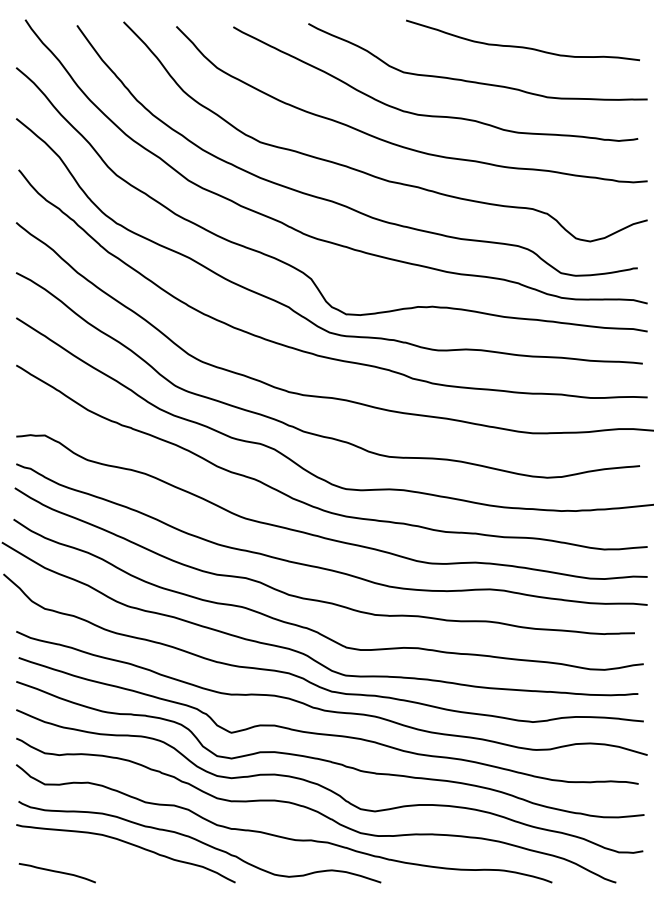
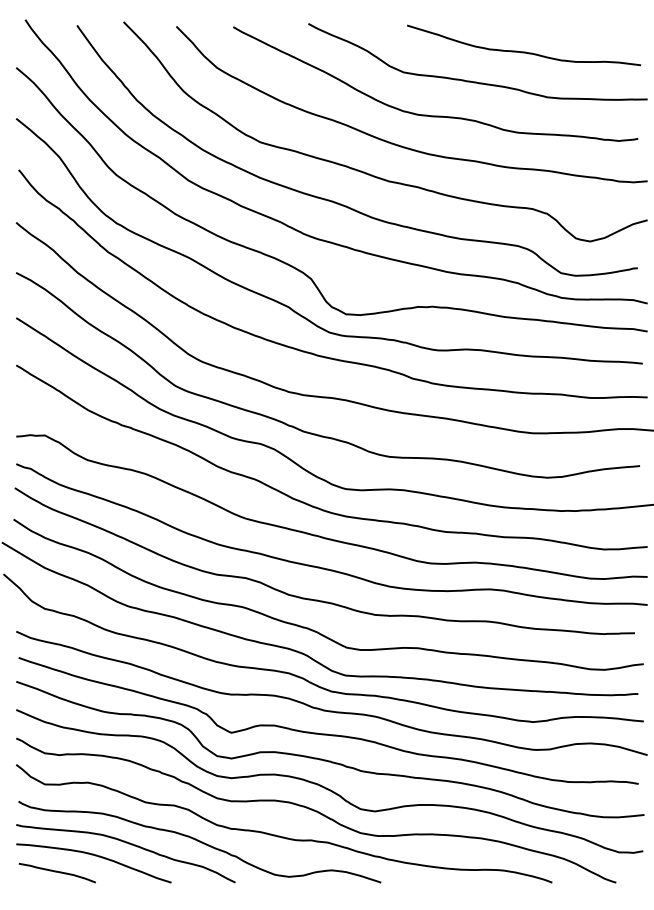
curve position: (522, 46) -> (523, 51) (523, 51)
curve: none -> present (95, 856)
